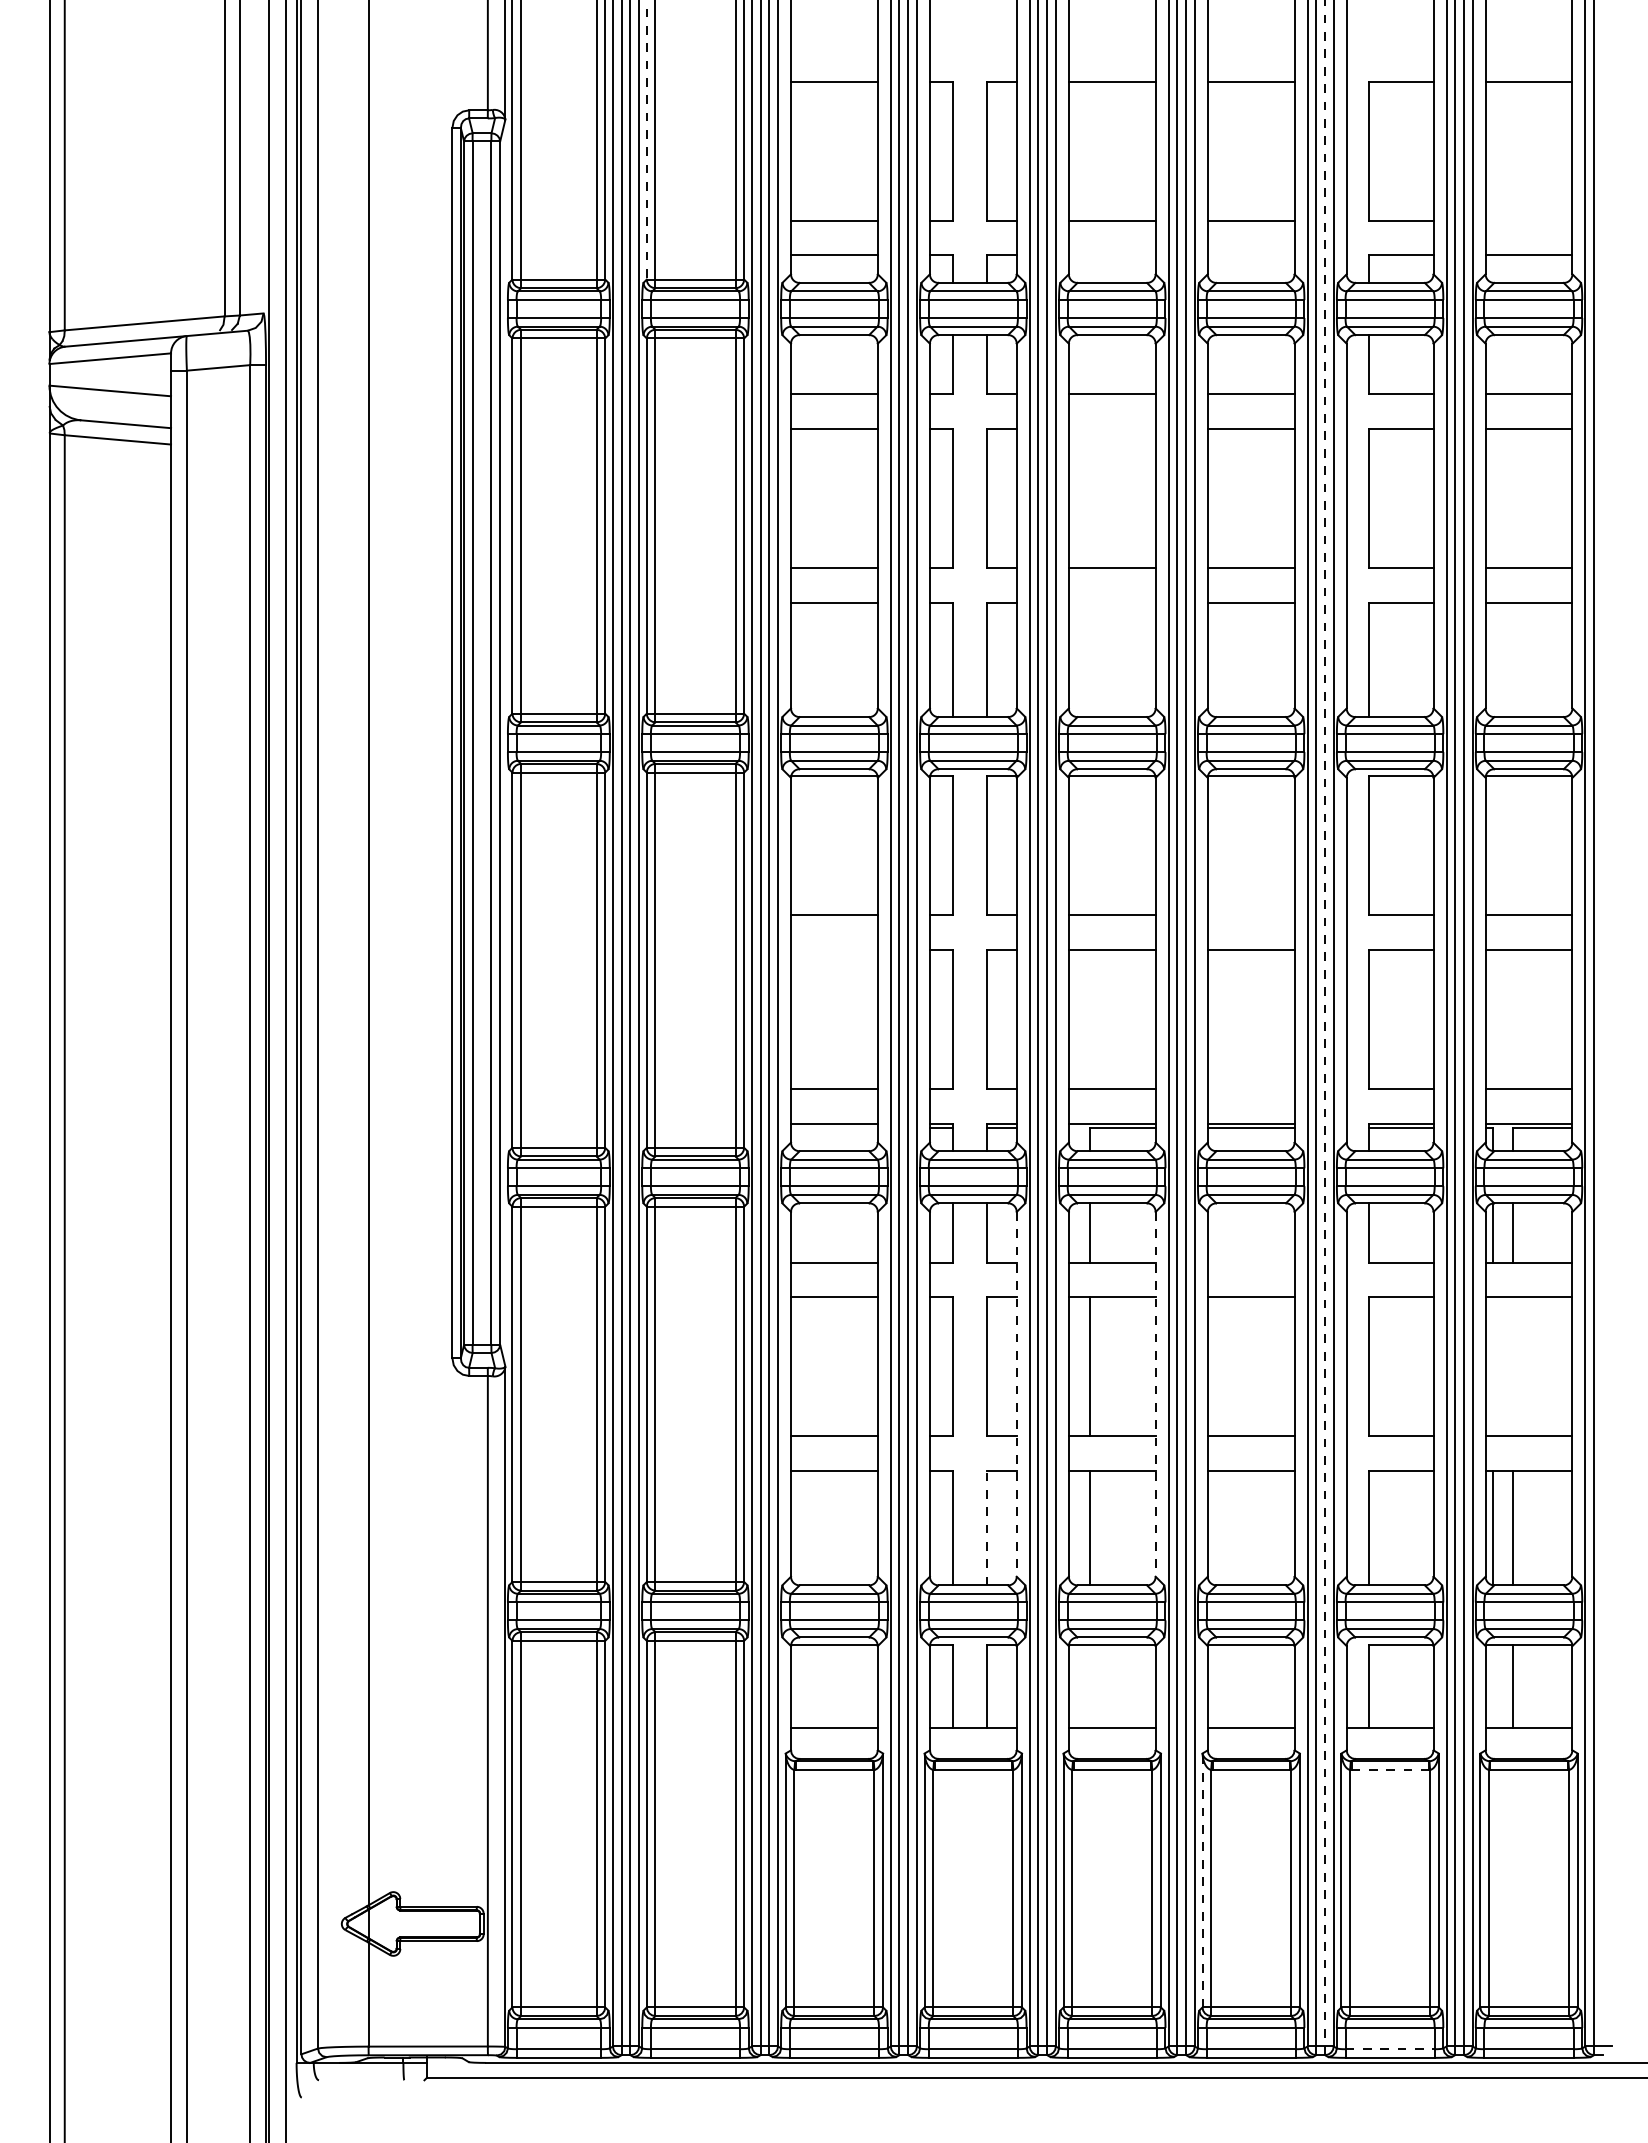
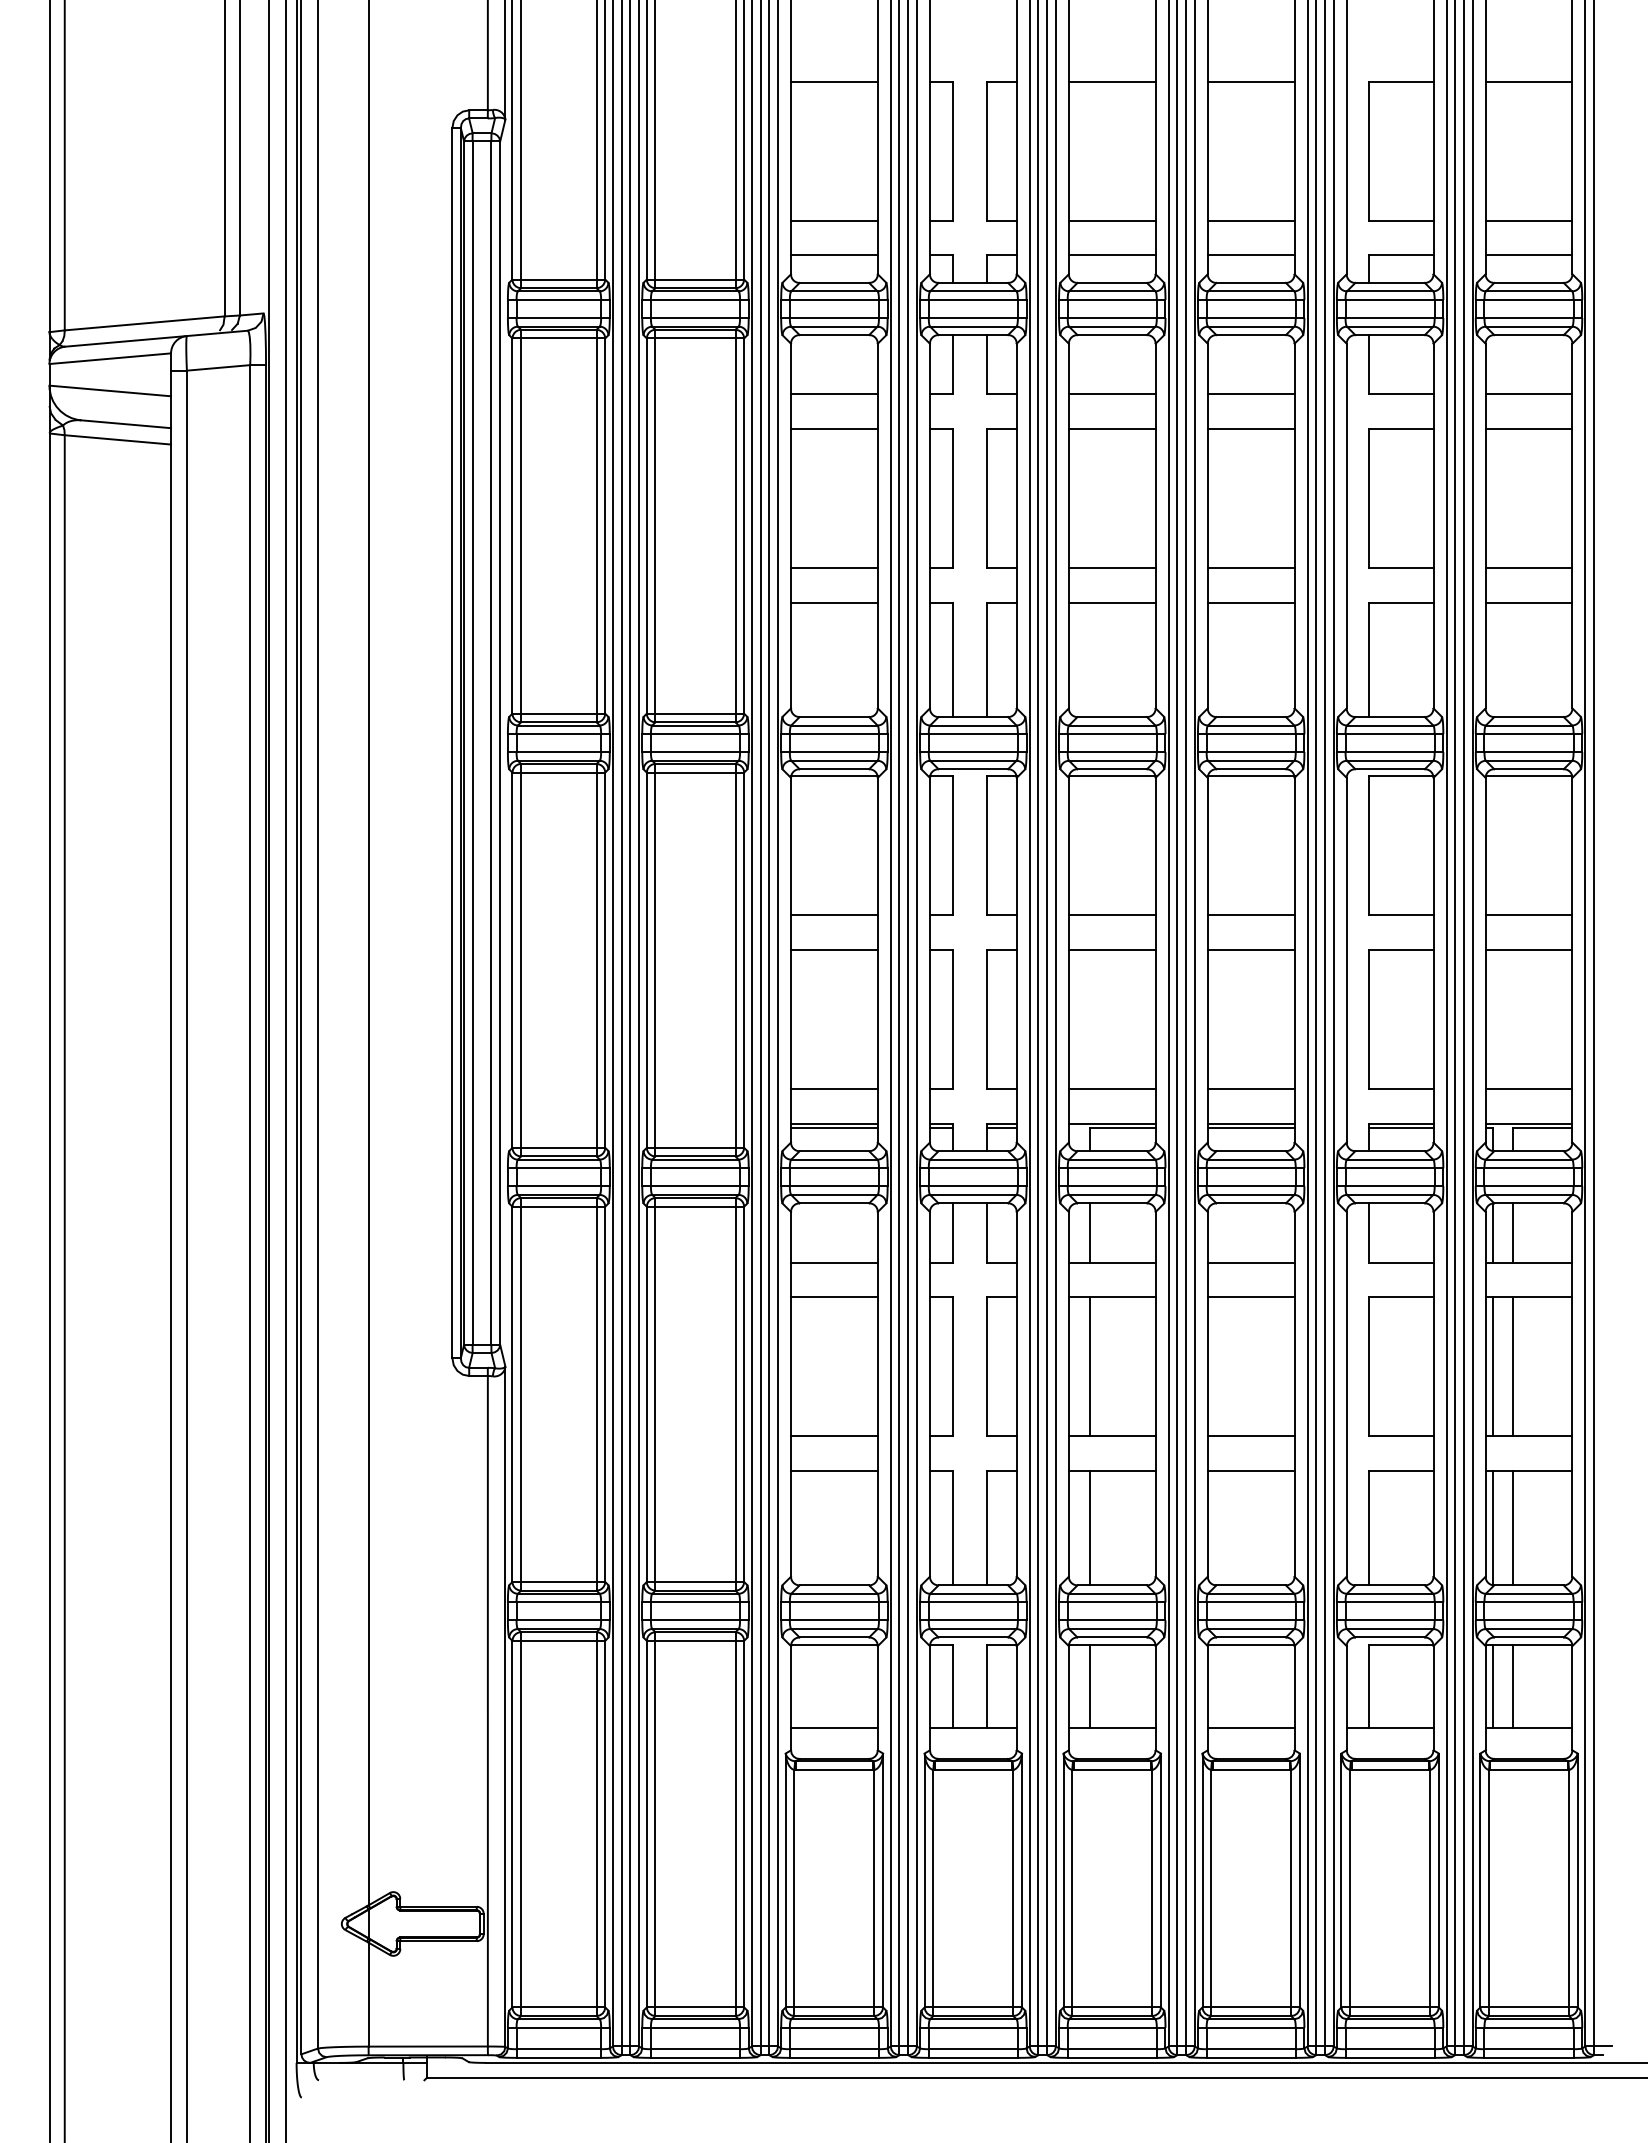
line: dashed -> solid (646, 139)
line: none -> present (1528, 220)
line: none -> present (1111, 255)
line: none -> present (1250, 255)
line: none -> present (1111, 428)
line: none -> present (1111, 602)
line: none -> present (1250, 915)
line: none -> present (834, 949)
line: dashed -> solid (1325, 1027)
line: none -> present (1250, 1088)
line: none -> present (834, 1128)
line: none -> present (1250, 1262)
line: none -> present (1492, 1366)
line: none -> present (1513, 1366)
line: dashed -> solid (1016, 1394)
line: dashed -> solid (1155, 1394)
line: dashed -> solid (987, 1527)
line: none -> present (1089, 1685)
line: none -> present (1492, 1685)
line: dashed -> solid (1390, 1770)
line: dashed -> solid (1202, 1880)
line: dashed -> solid (1390, 2049)
